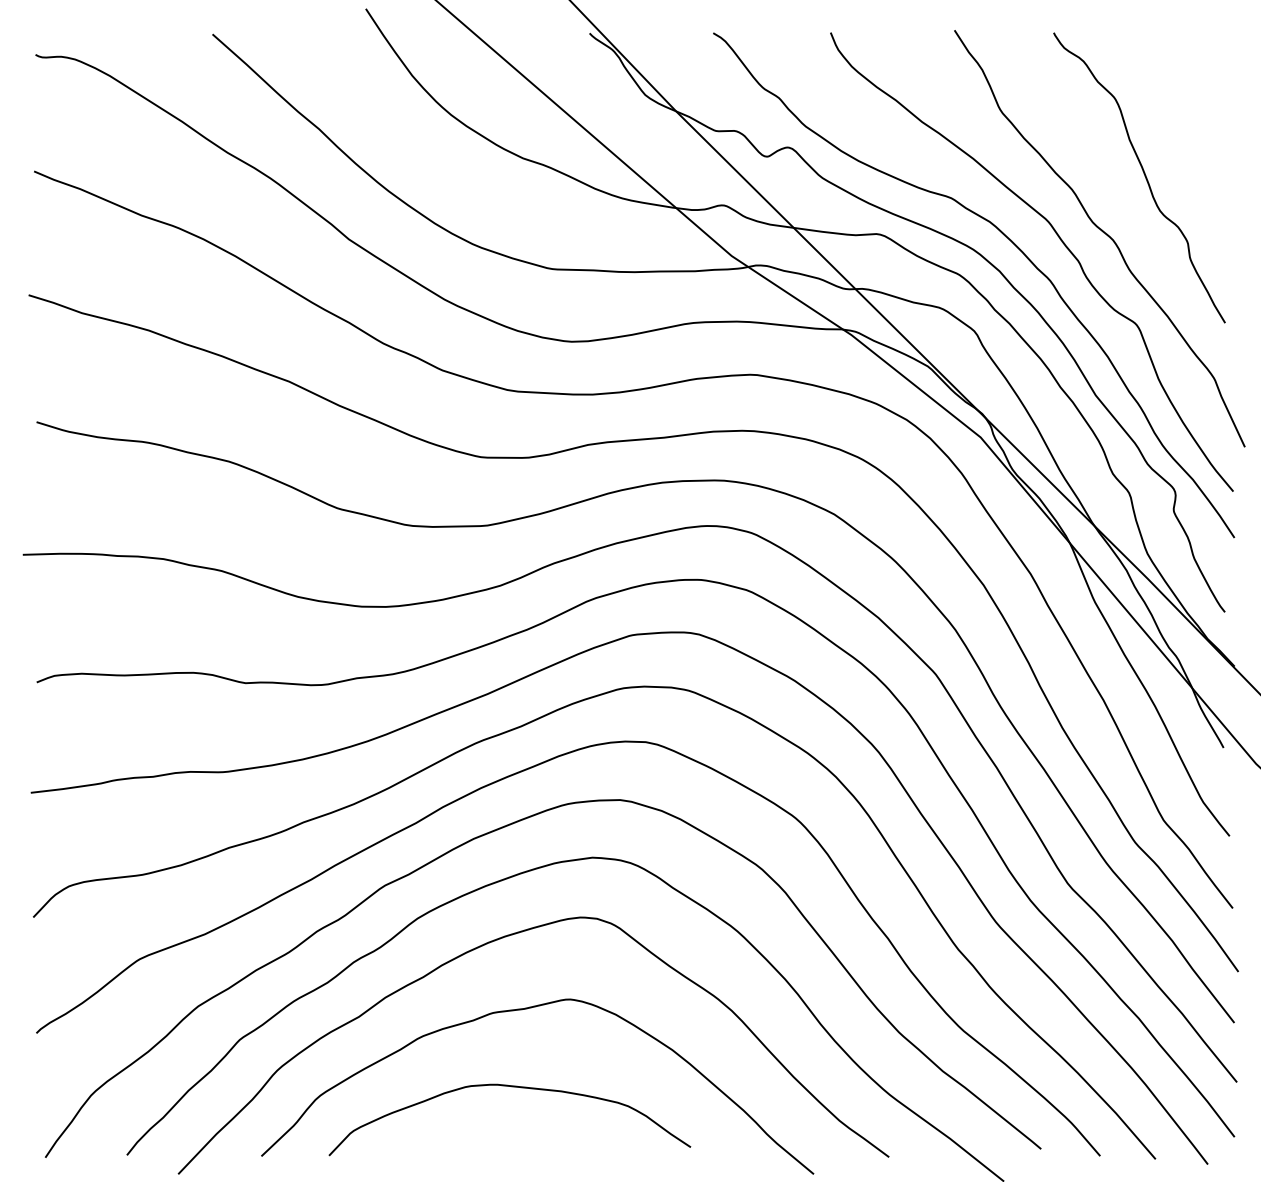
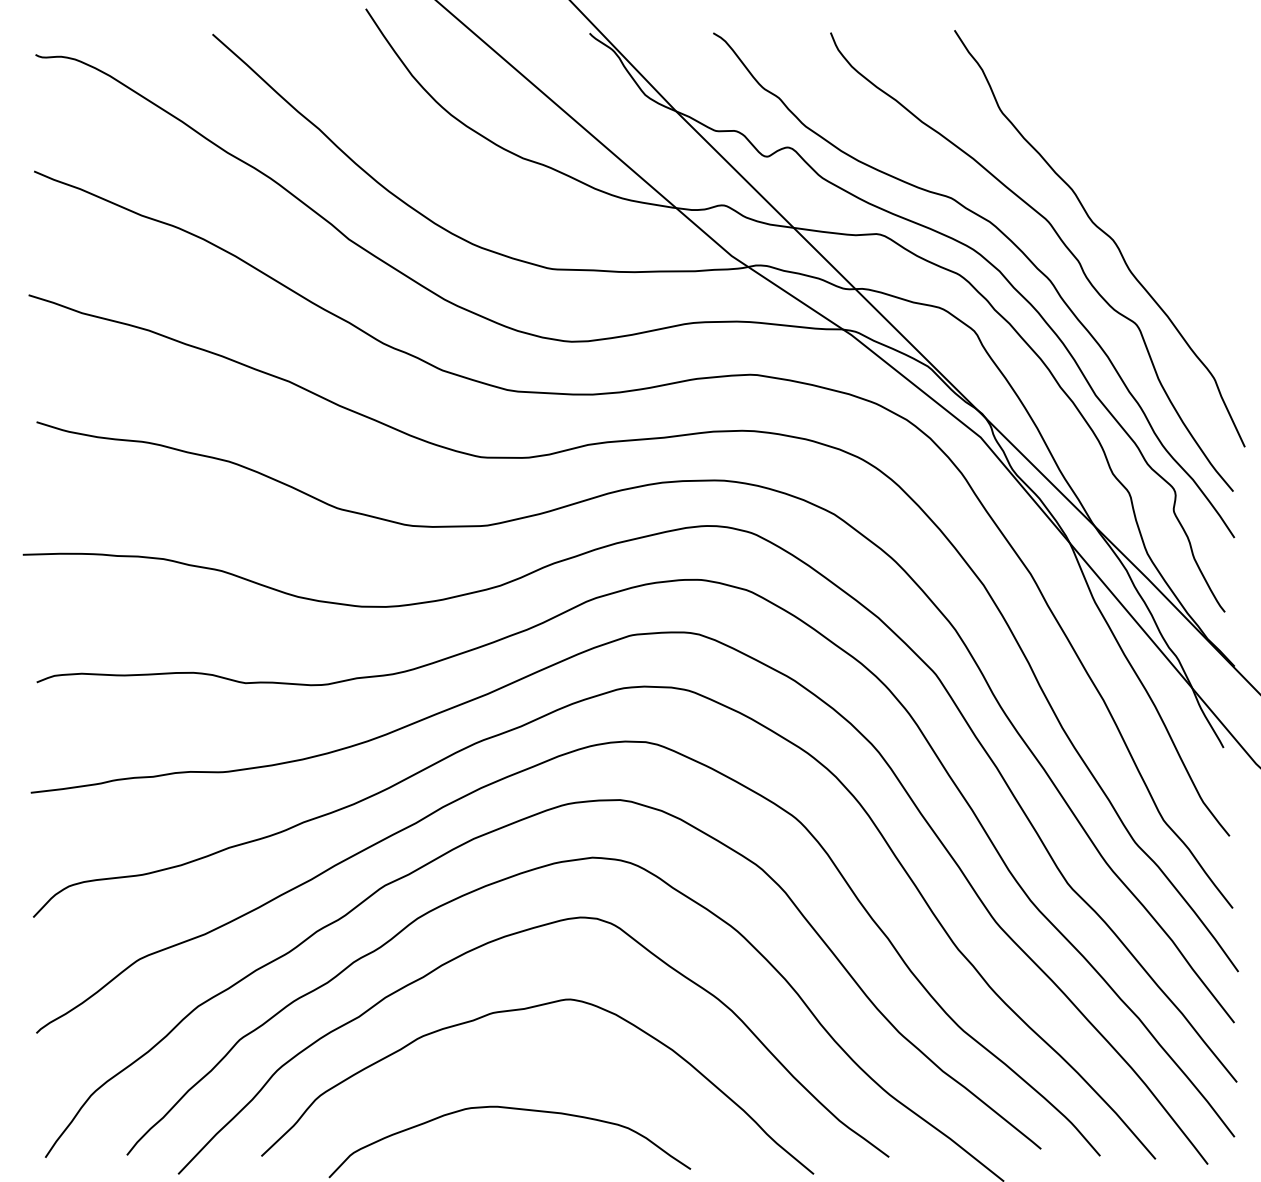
curve: present -> none (1144, 176)
curve position: (511, 1087) -> (511, 1109) (511, 1109)
